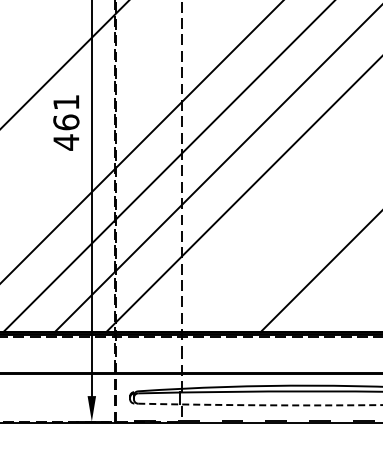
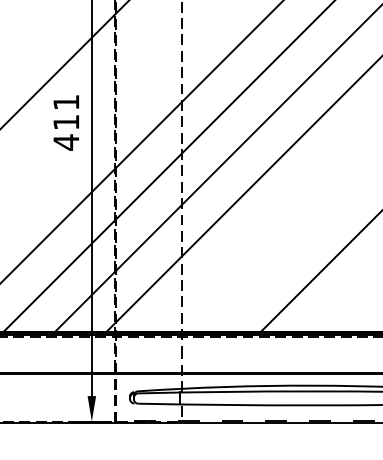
text: 461 -> 411 (66, 122)
arc: dashed -> solid (260, 405)
